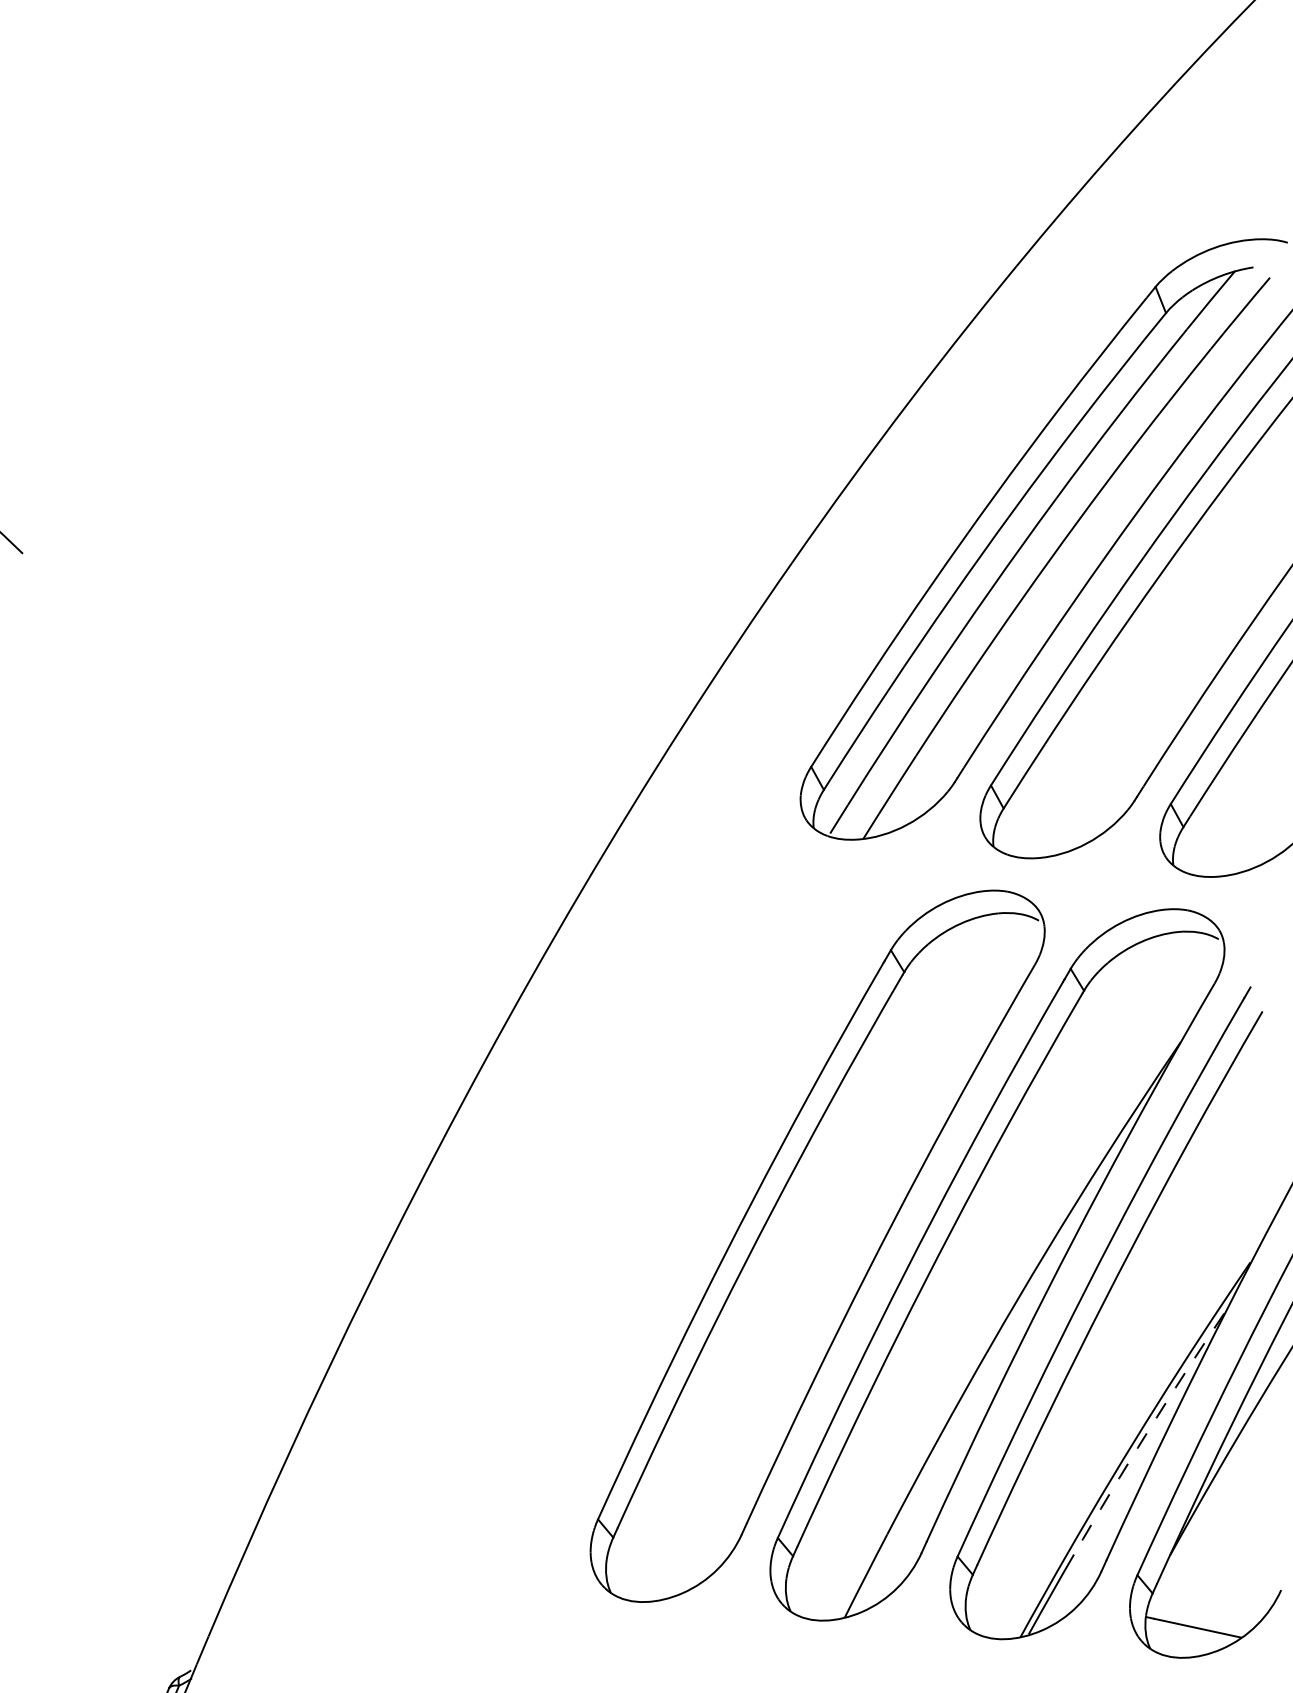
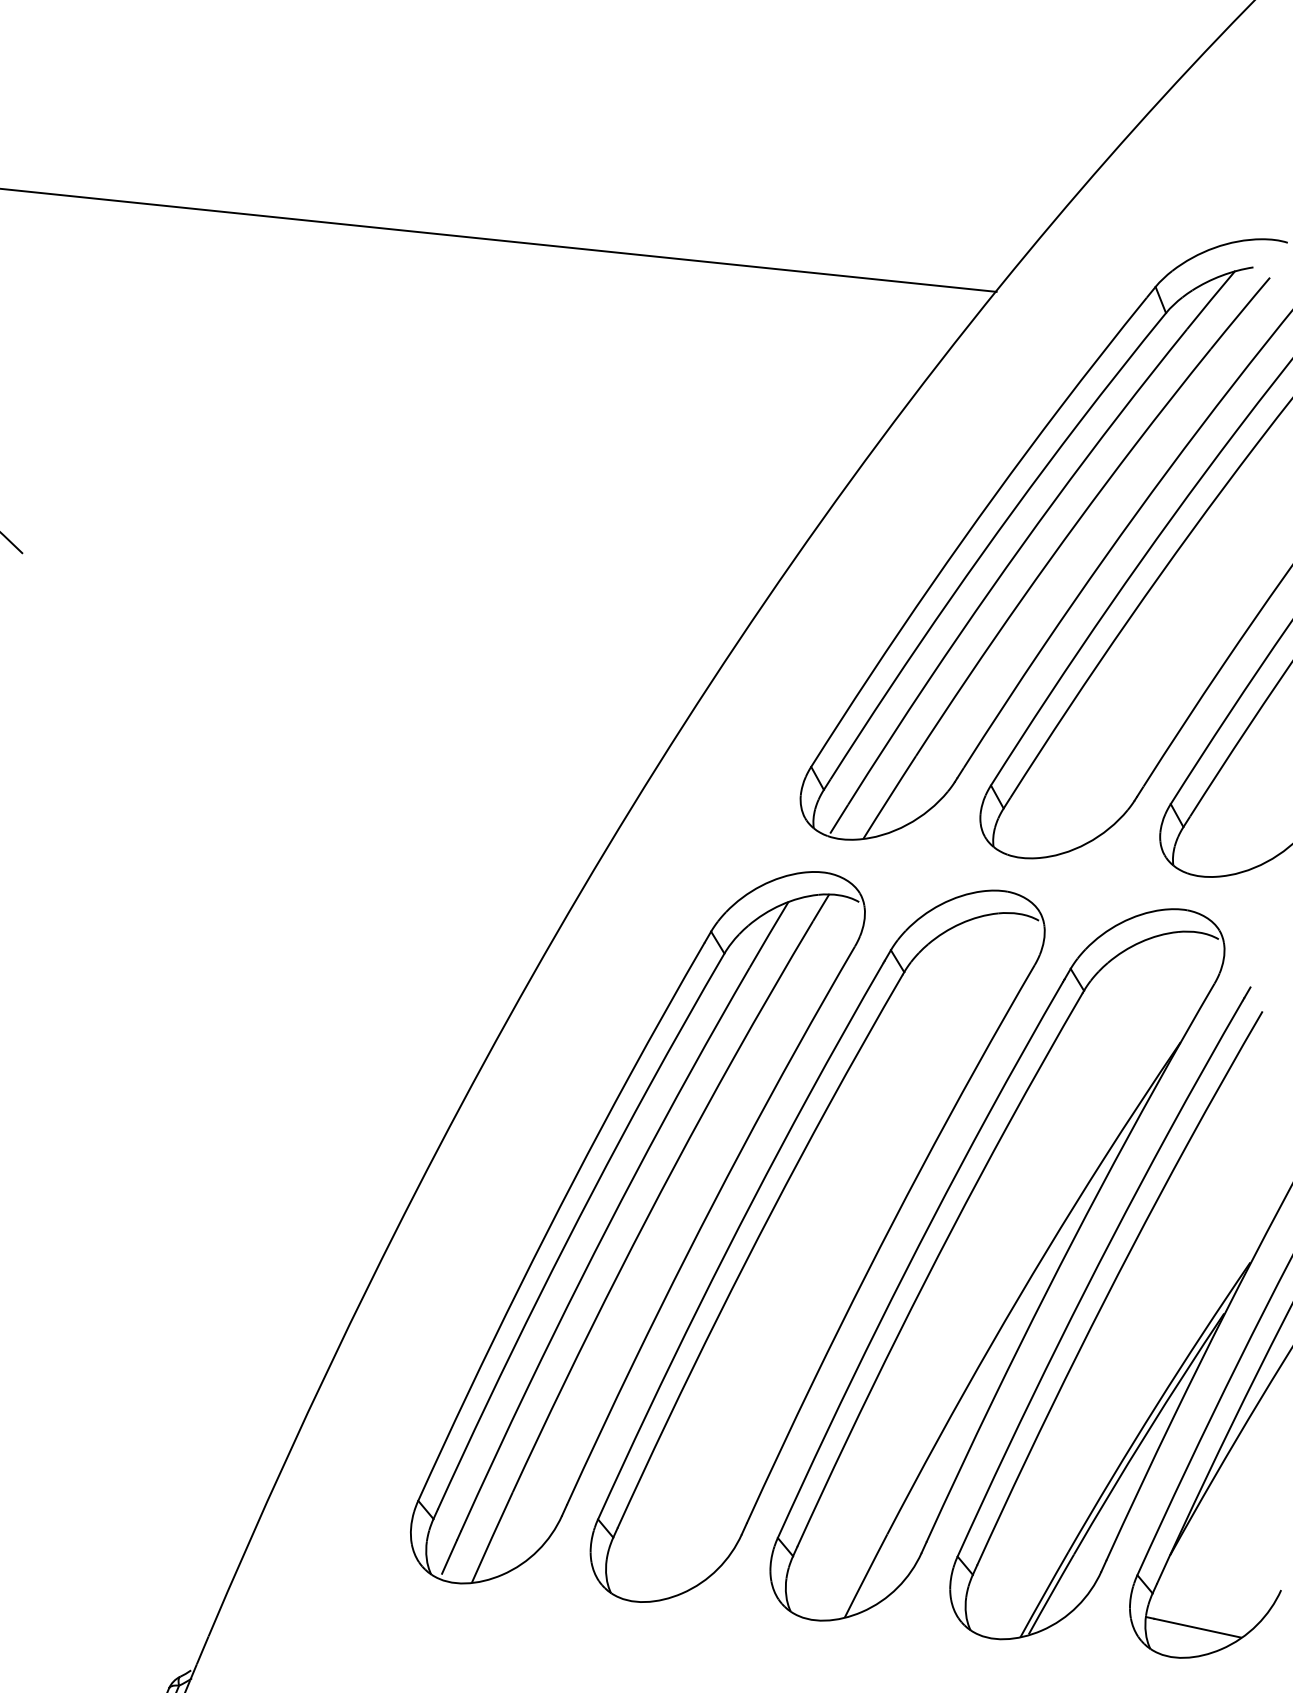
line: none -> present (499, 240)
part: none -> present (637, 1227)
arc: dashed -> solid (1147, 1432)
